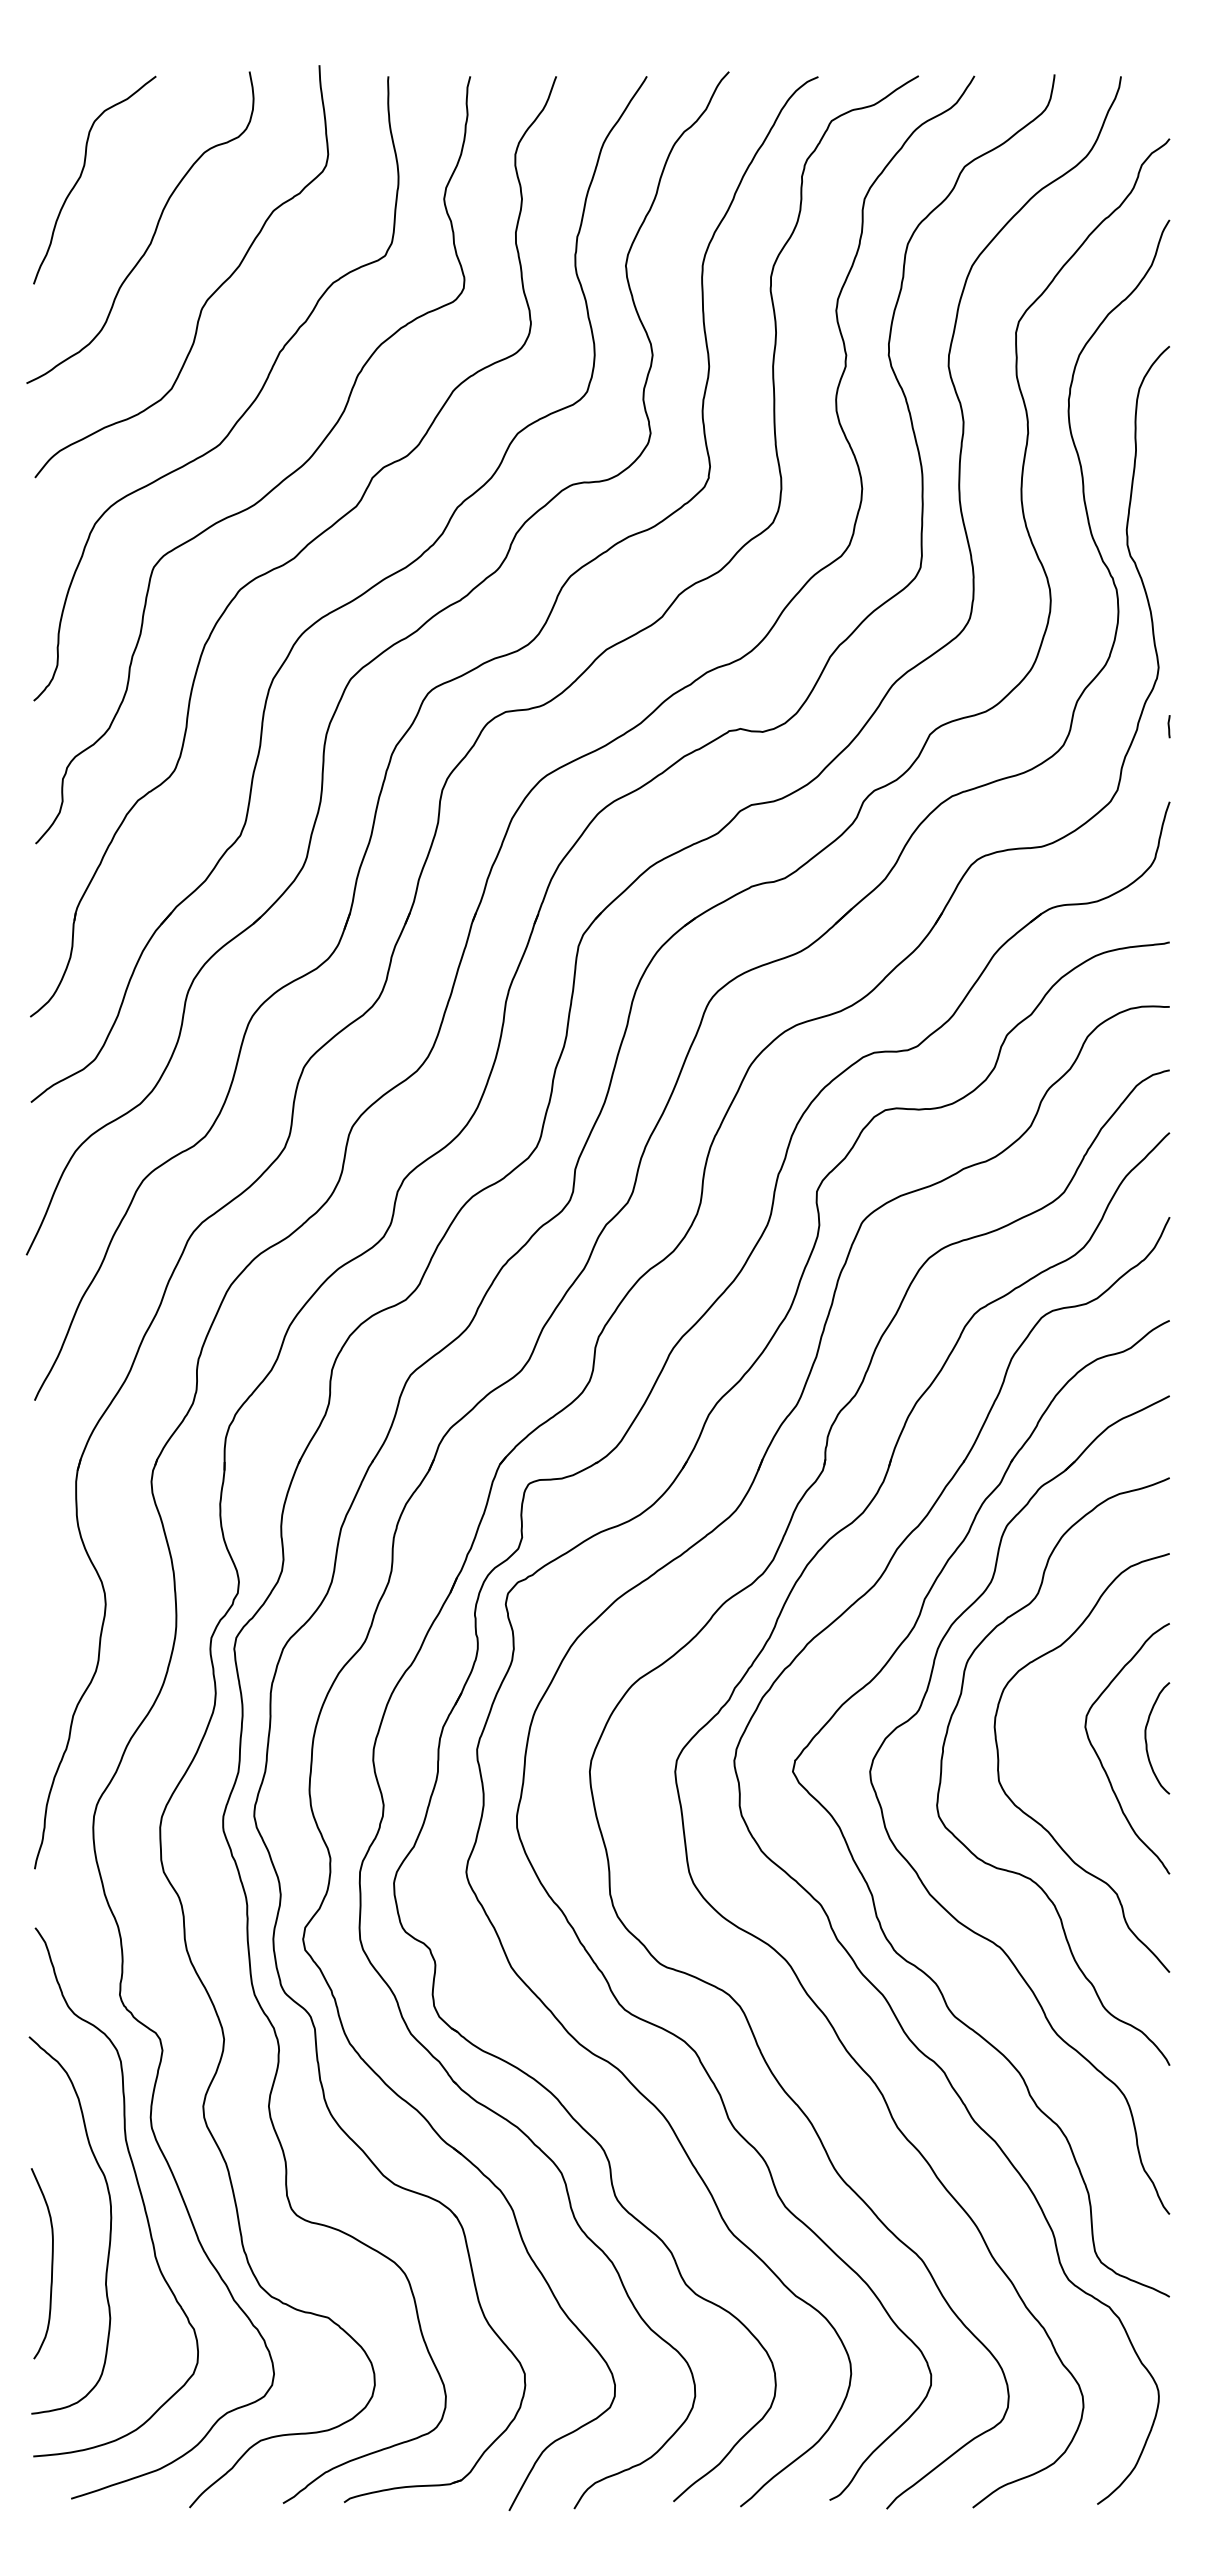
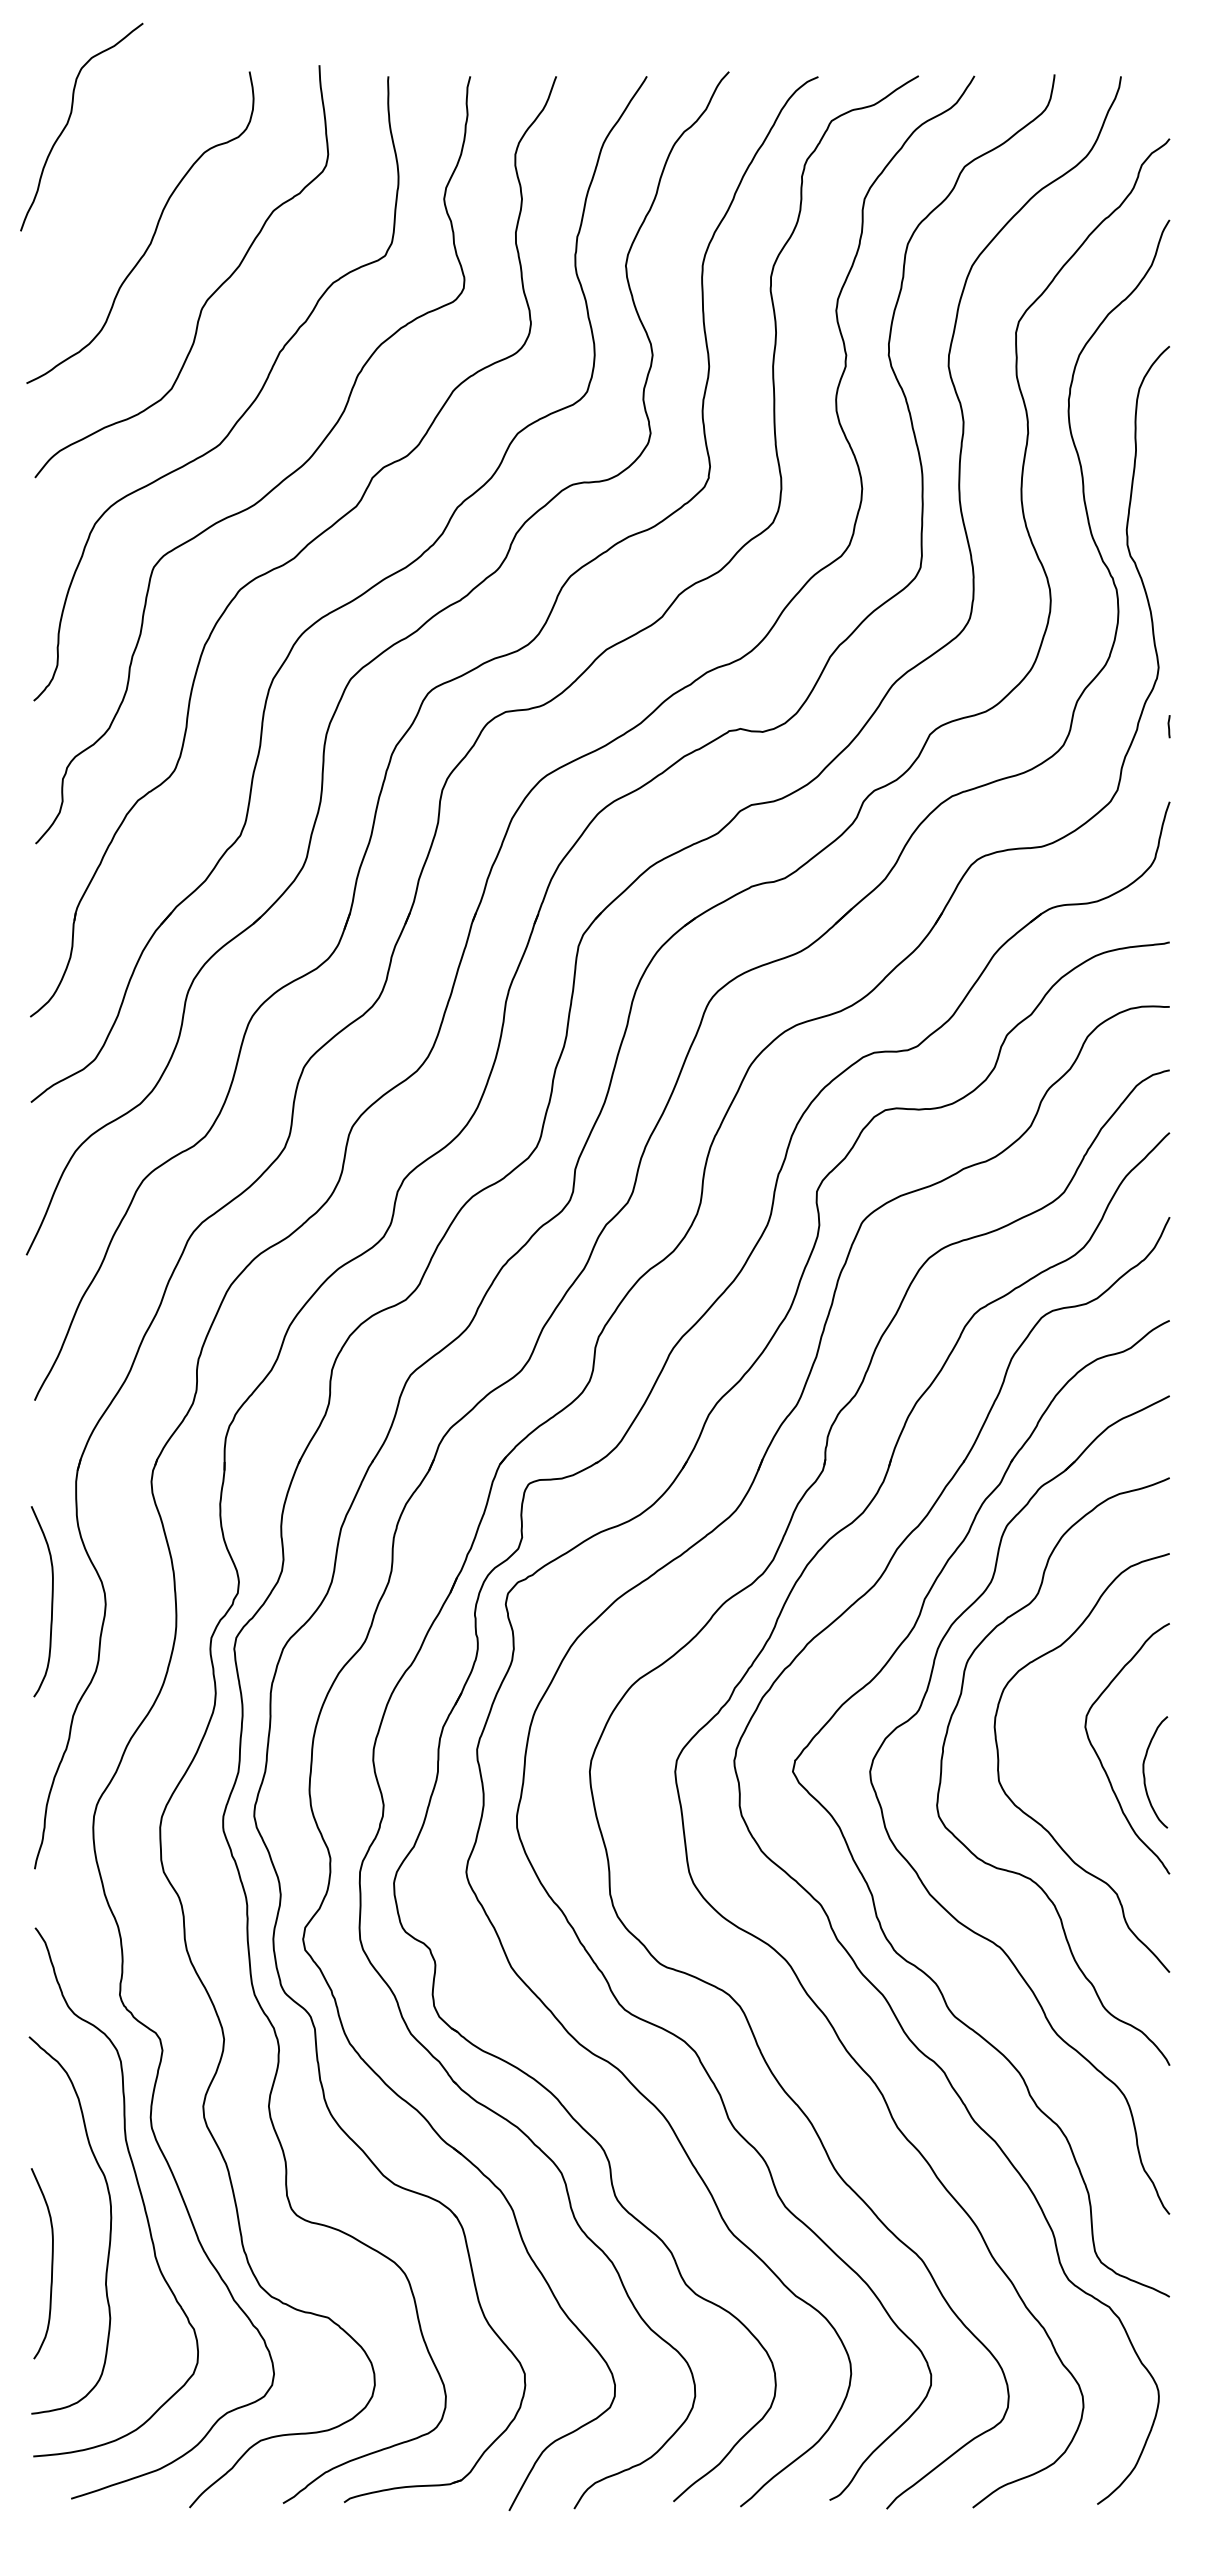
curve position: (82, 174) -> (69, 121) (69, 121)
curve: none -> present (51, 1601)
curve position: (1147, 1742) -> (1145, 1776) (1145, 1776)
